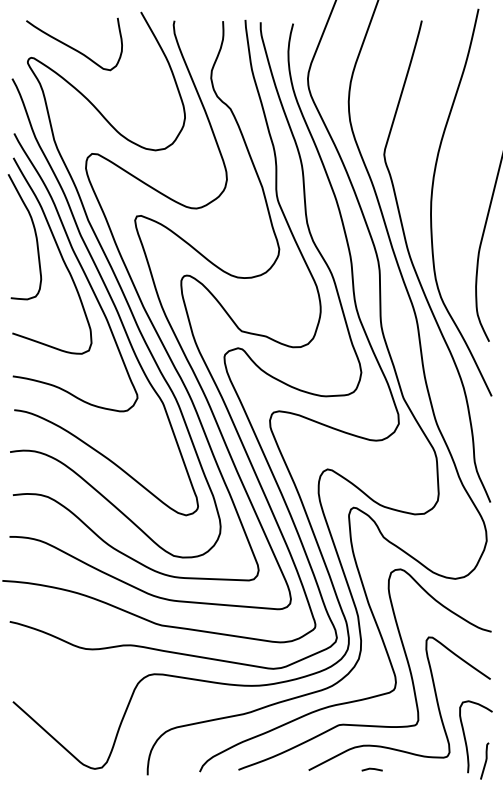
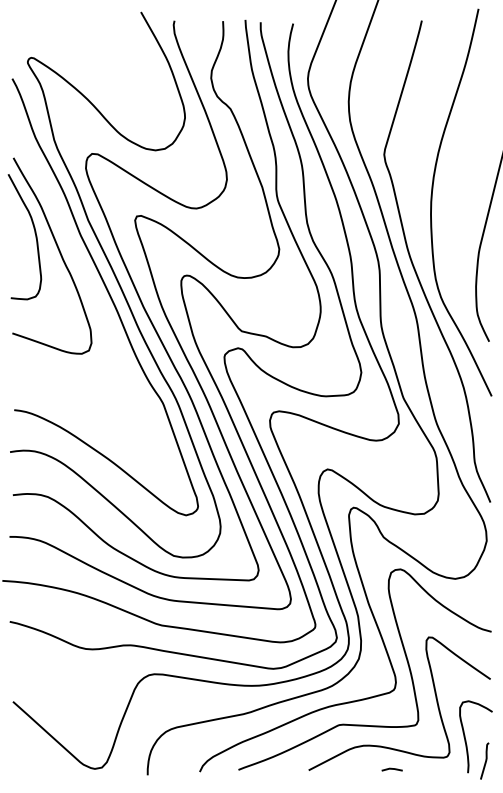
curve: present -> none (73, 47)
curve: present -> none (81, 269)
line position: (371, 769) -> (391, 769) (391, 769)
